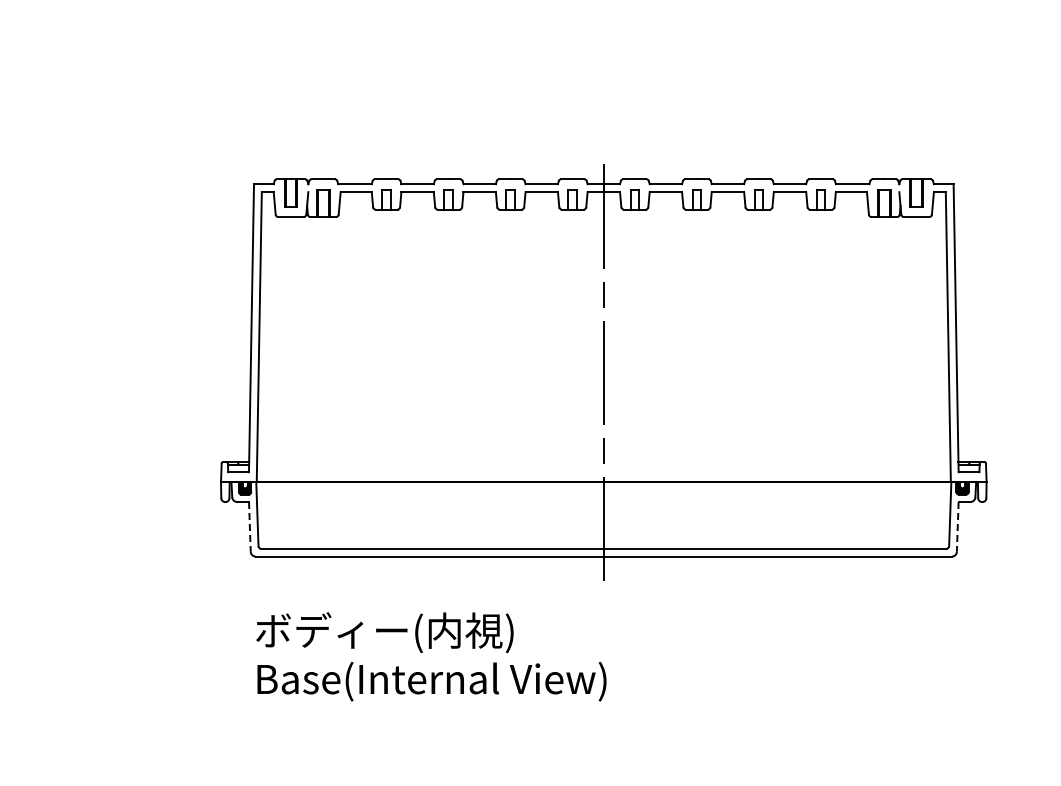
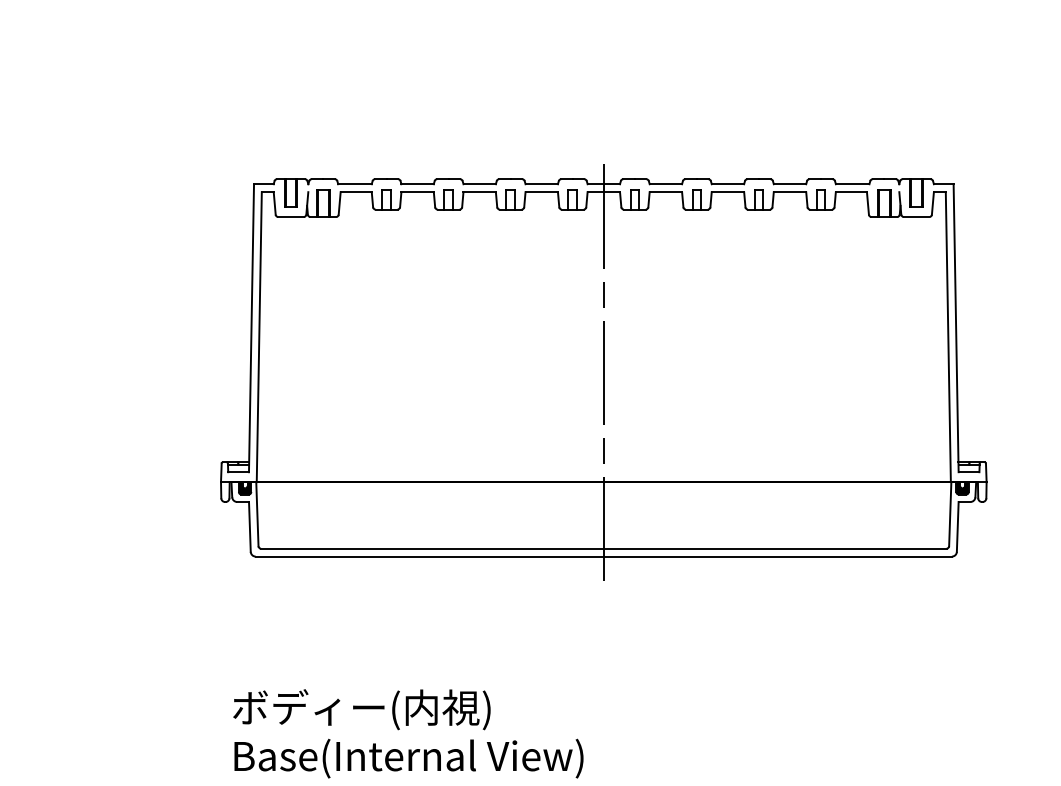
line: dashed -> solid (249, 526)
line: dashed -> solid (957, 526)
text position: (431, 656) -> (408, 733) (408, 733)
